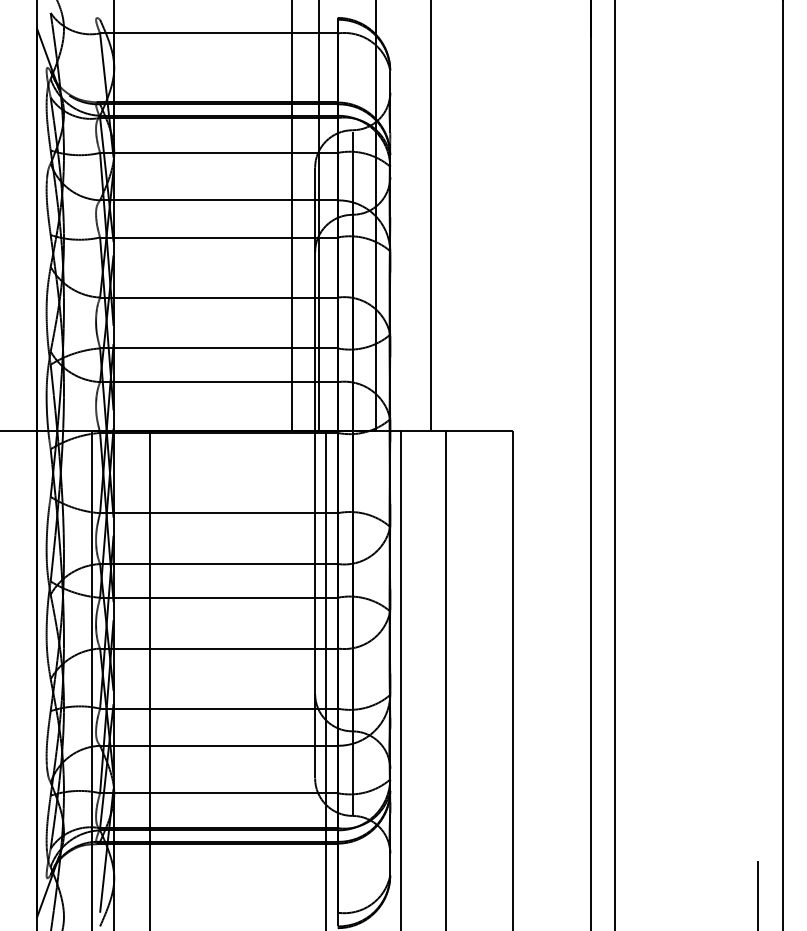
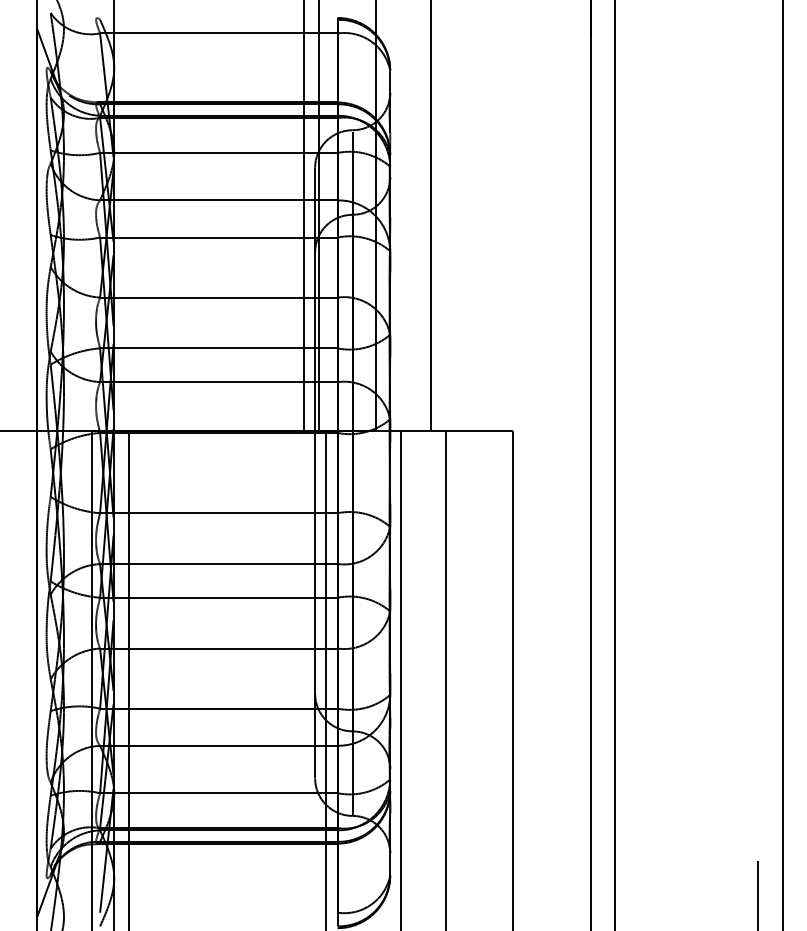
line position: (291, 216) -> (303, 216) (303, 216)
line position: (149, 678) -> (128, 678) (128, 678)
